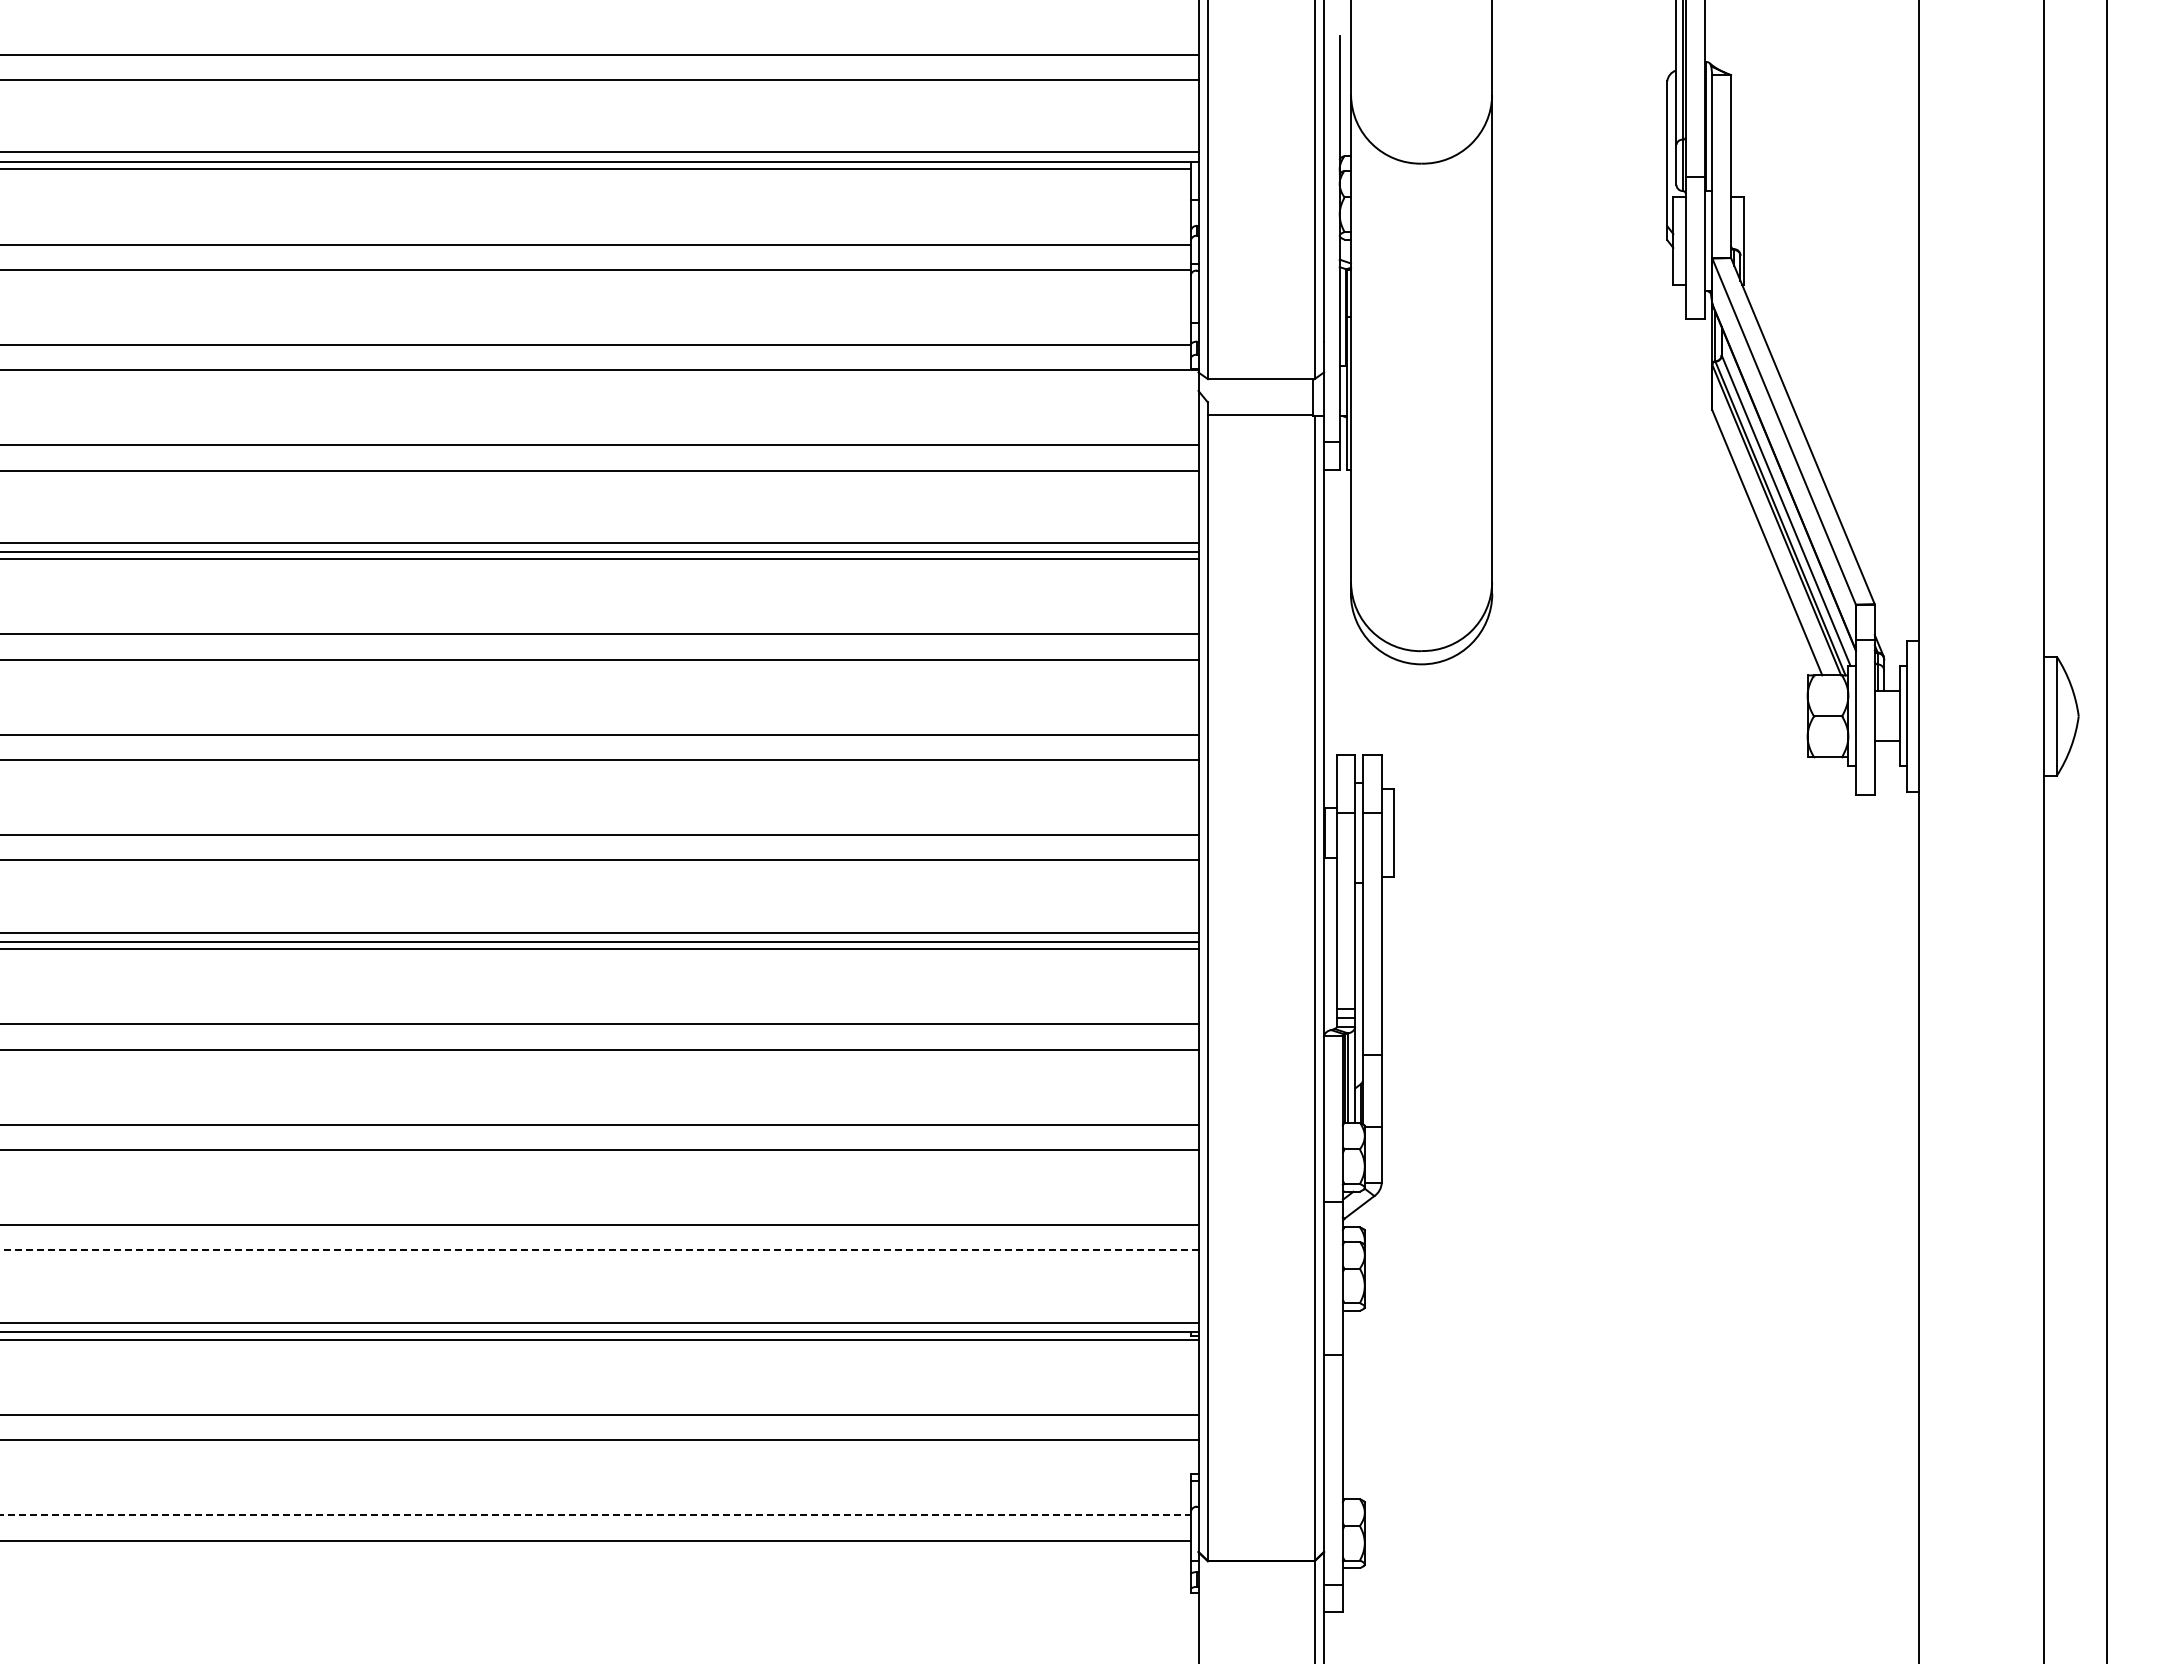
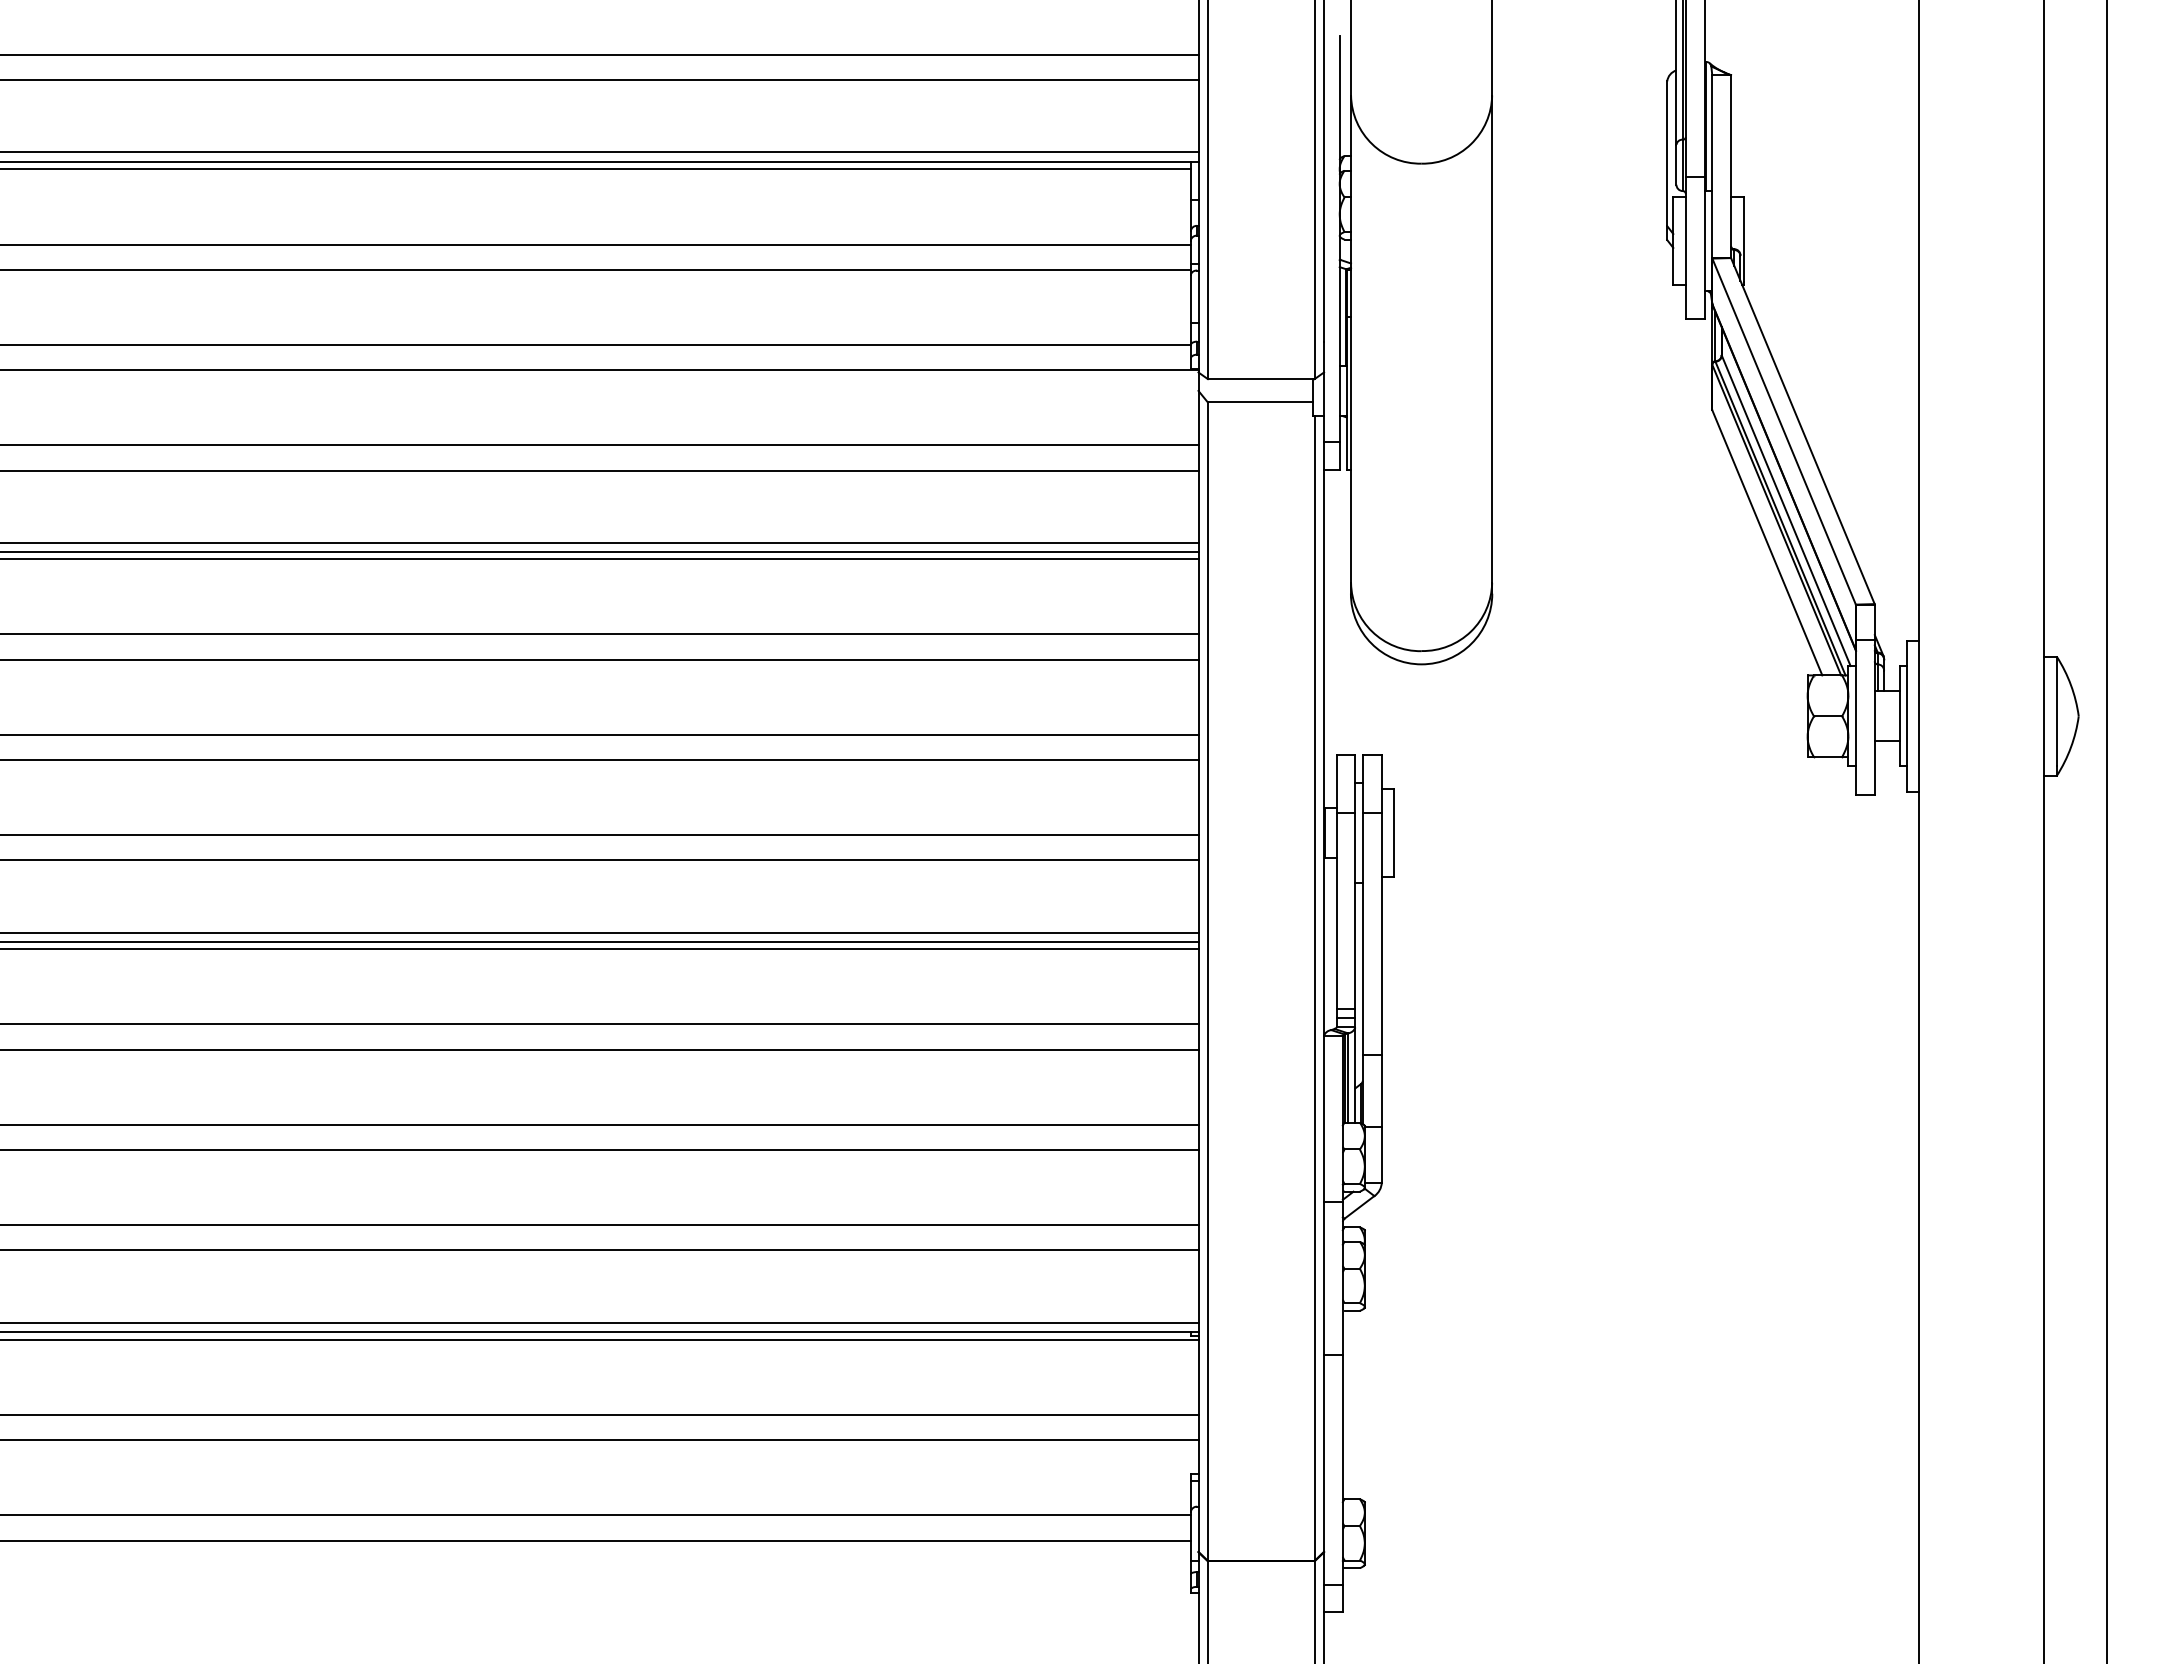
line position: (1259, 415) -> (1259, 402) (1259, 402)
line: dashed -> solid (599, 1250)
line: dashed -> solid (595, 1515)
line: none -> present (1207, 1610)
